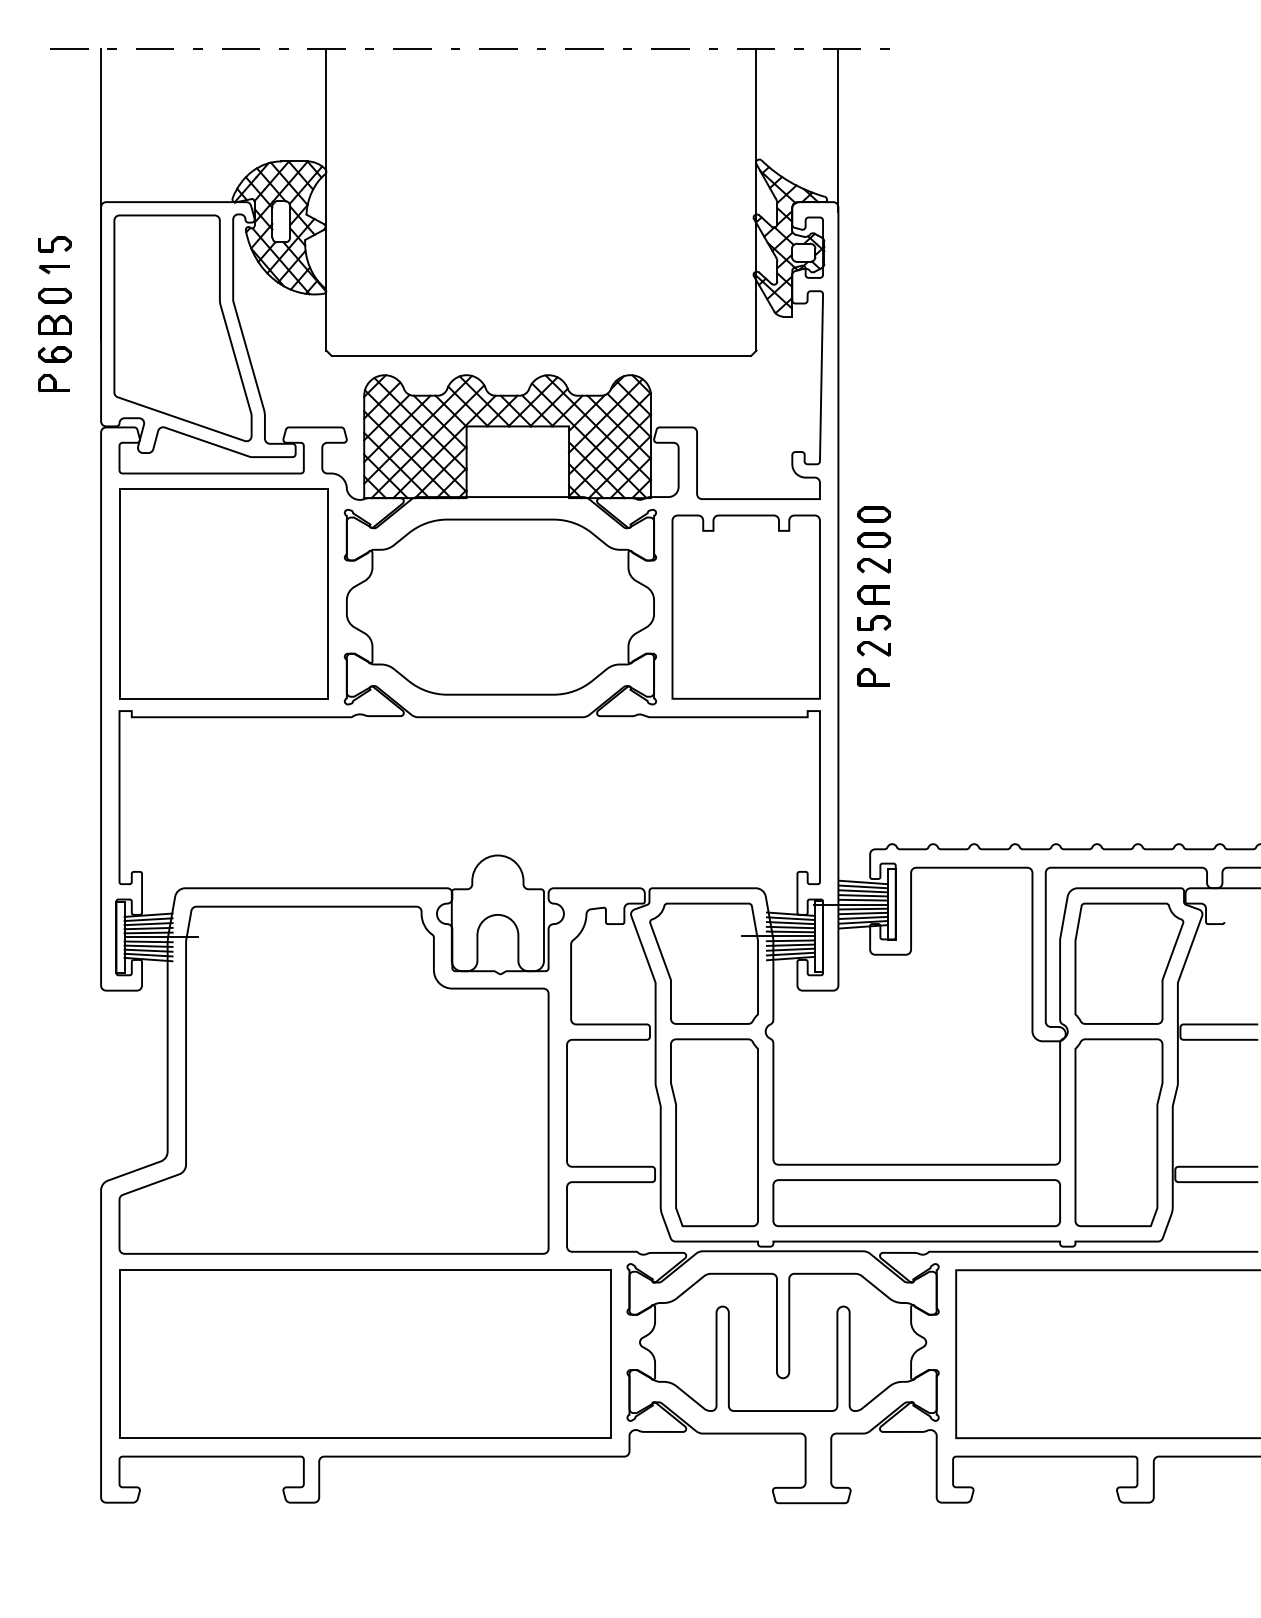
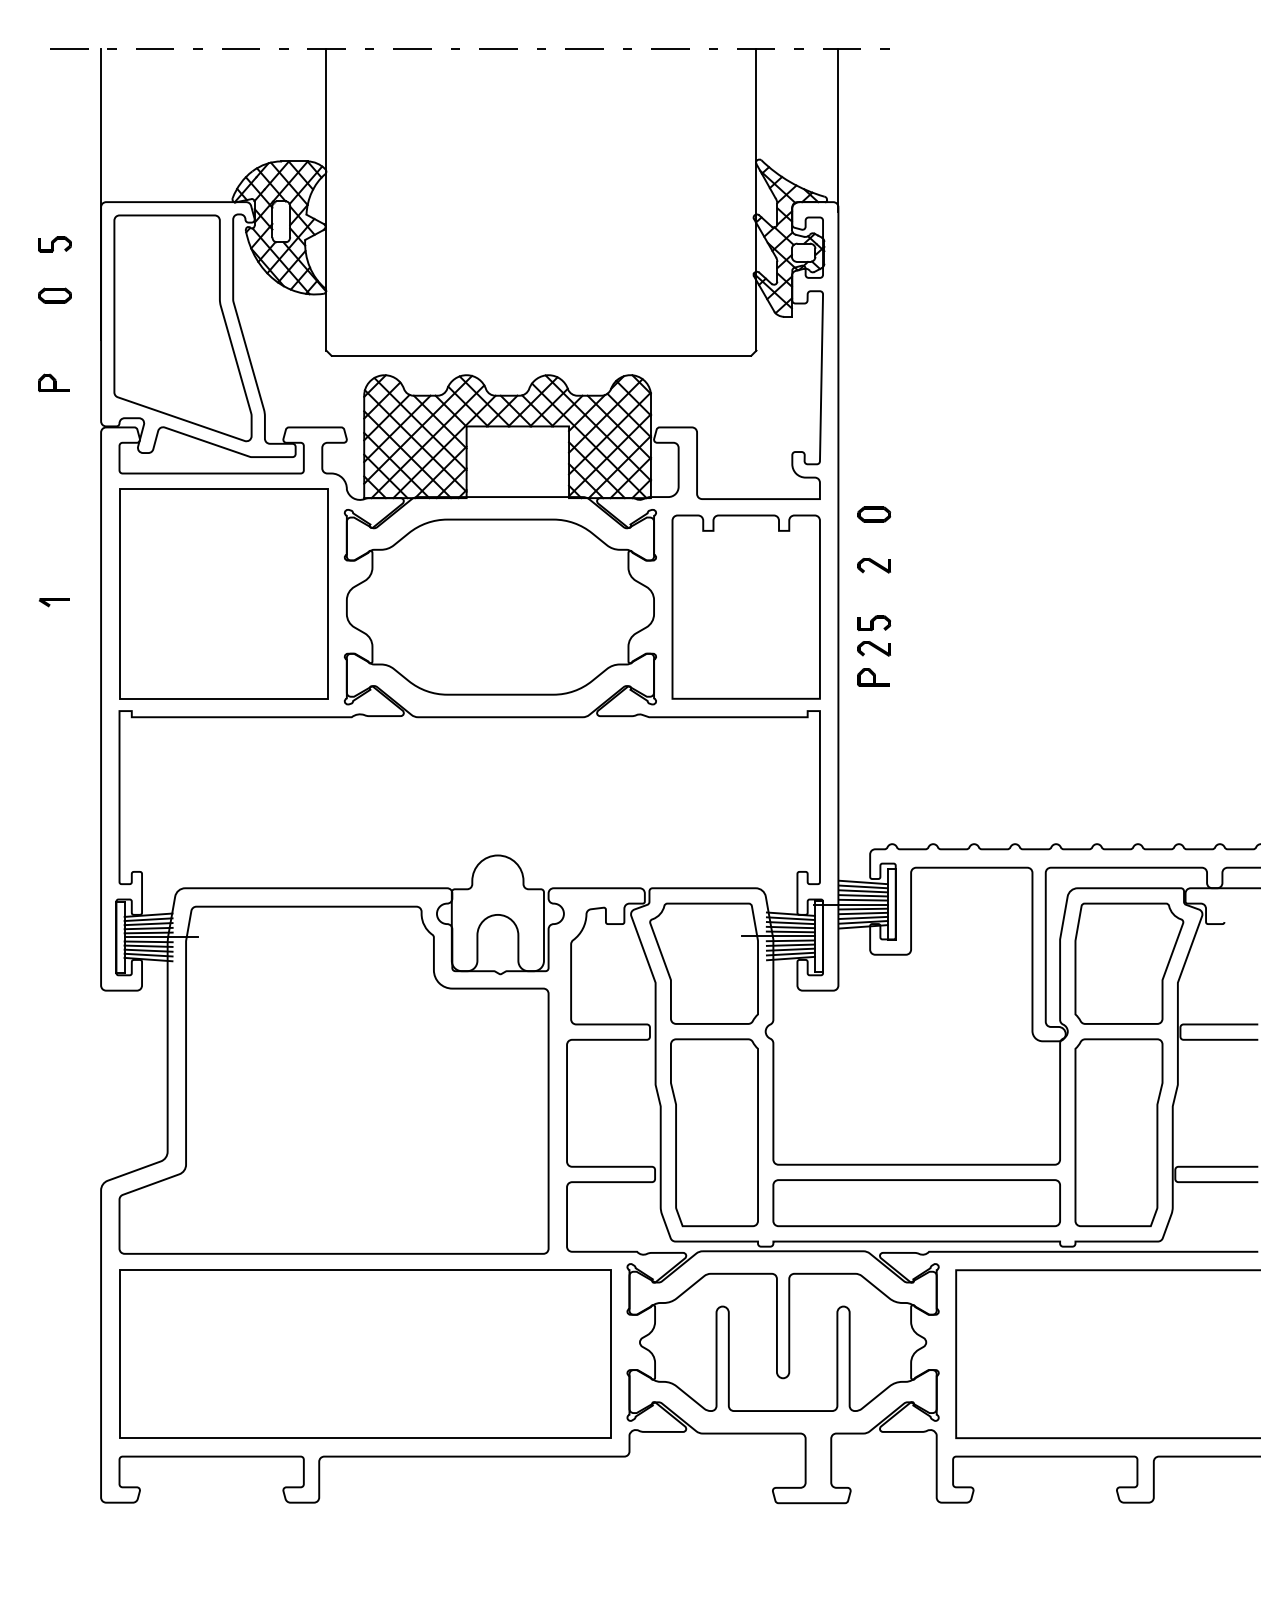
part position: (54, 269) -> (54, 602) (54, 602)
part: present -> none (54, 325)
part: present -> none (54, 354)
part: present -> none (874, 540)
part: present -> none (873, 594)
